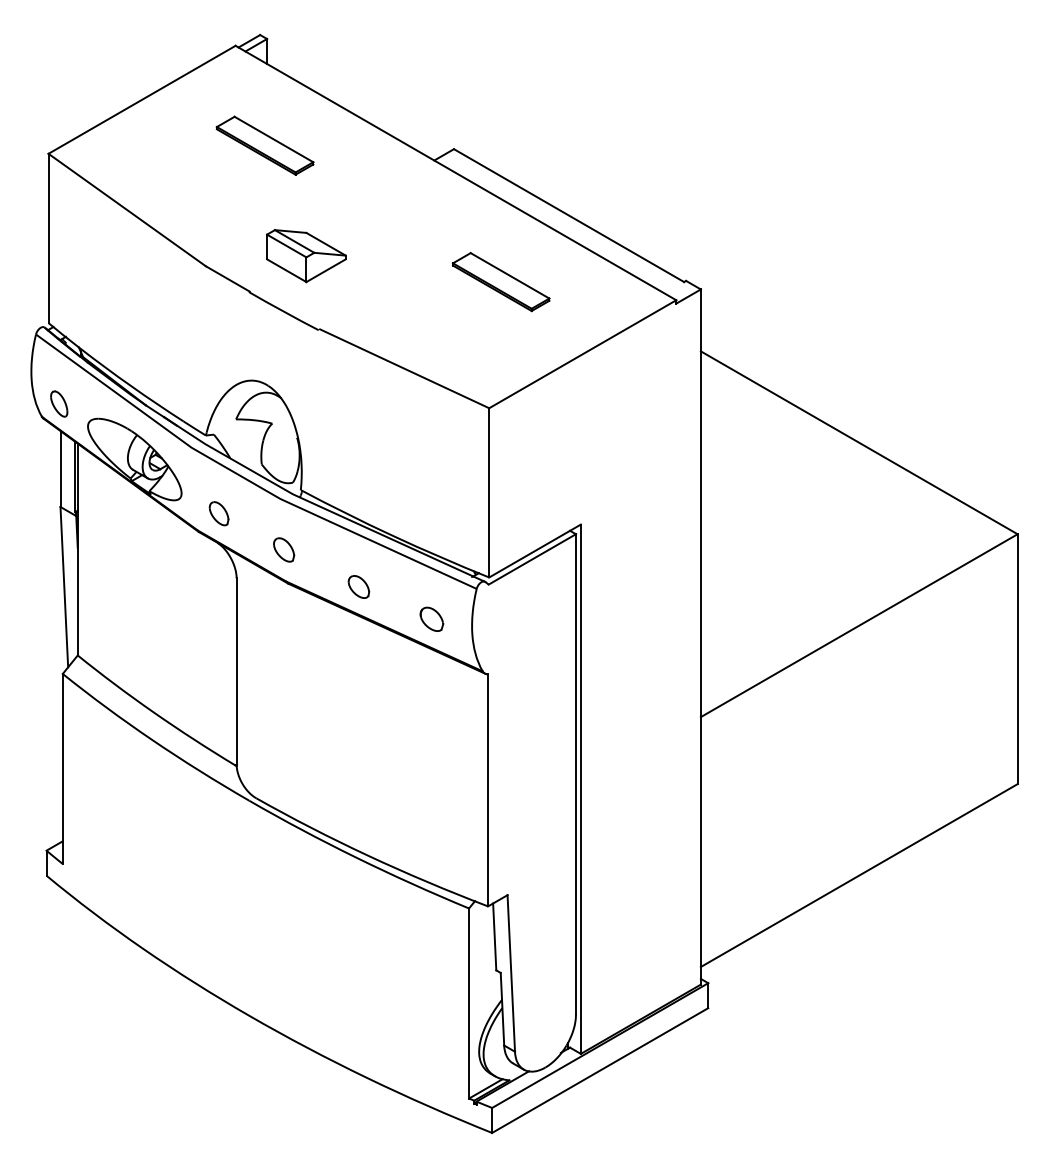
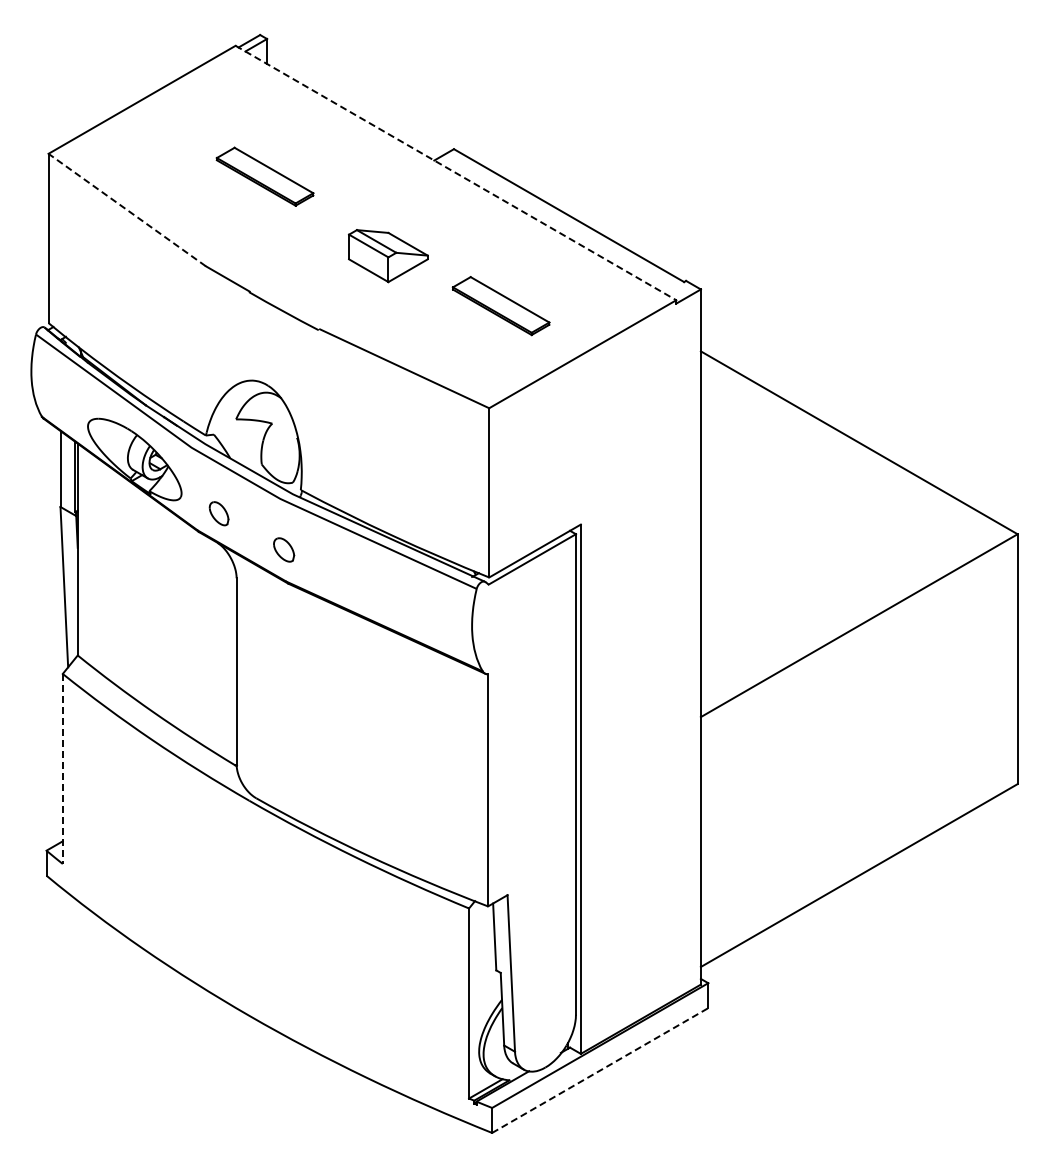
part position: (264, 145) -> (264, 176) (264, 176)
line: solid -> dashed (456, 173)
line: solid -> dashed (127, 210)
part position: (306, 256) -> (388, 256) (388, 256)
part position: (500, 282) -> (500, 306) (500, 306)
part: present -> none (59, 403)
part: present -> none (358, 586)
part: present -> none (431, 618)
line: solid -> dashed (62, 769)
line: solid -> dashed (600, 1070)
